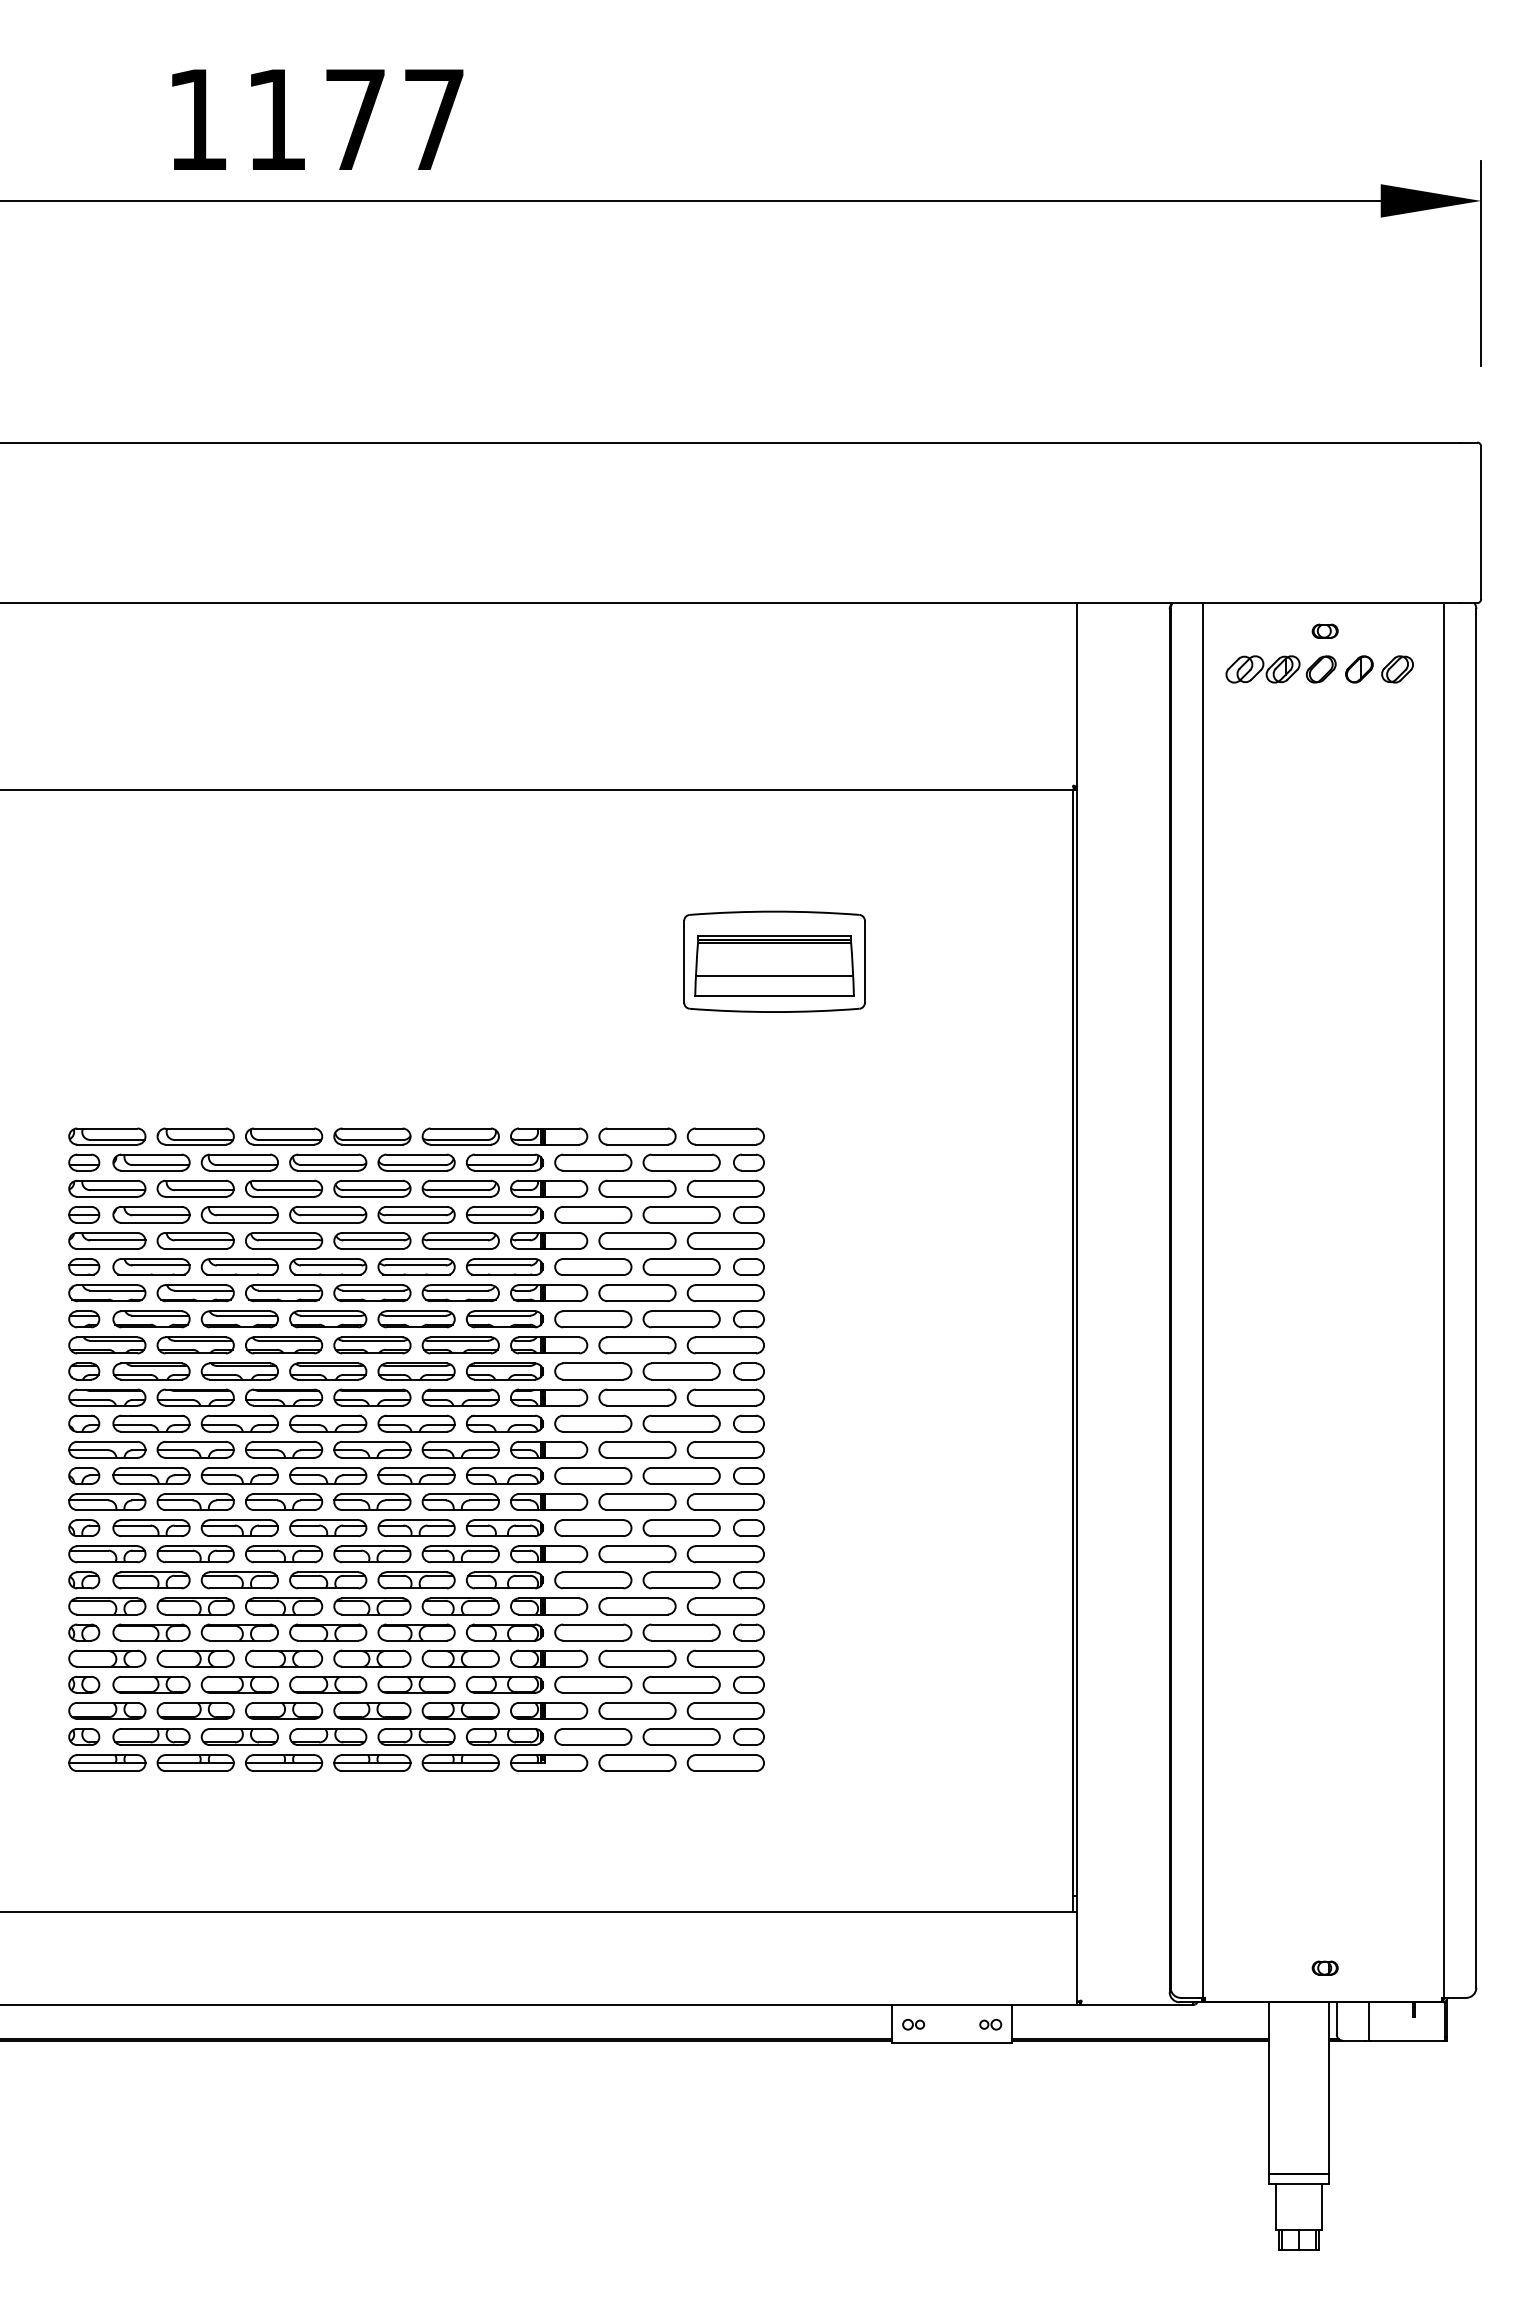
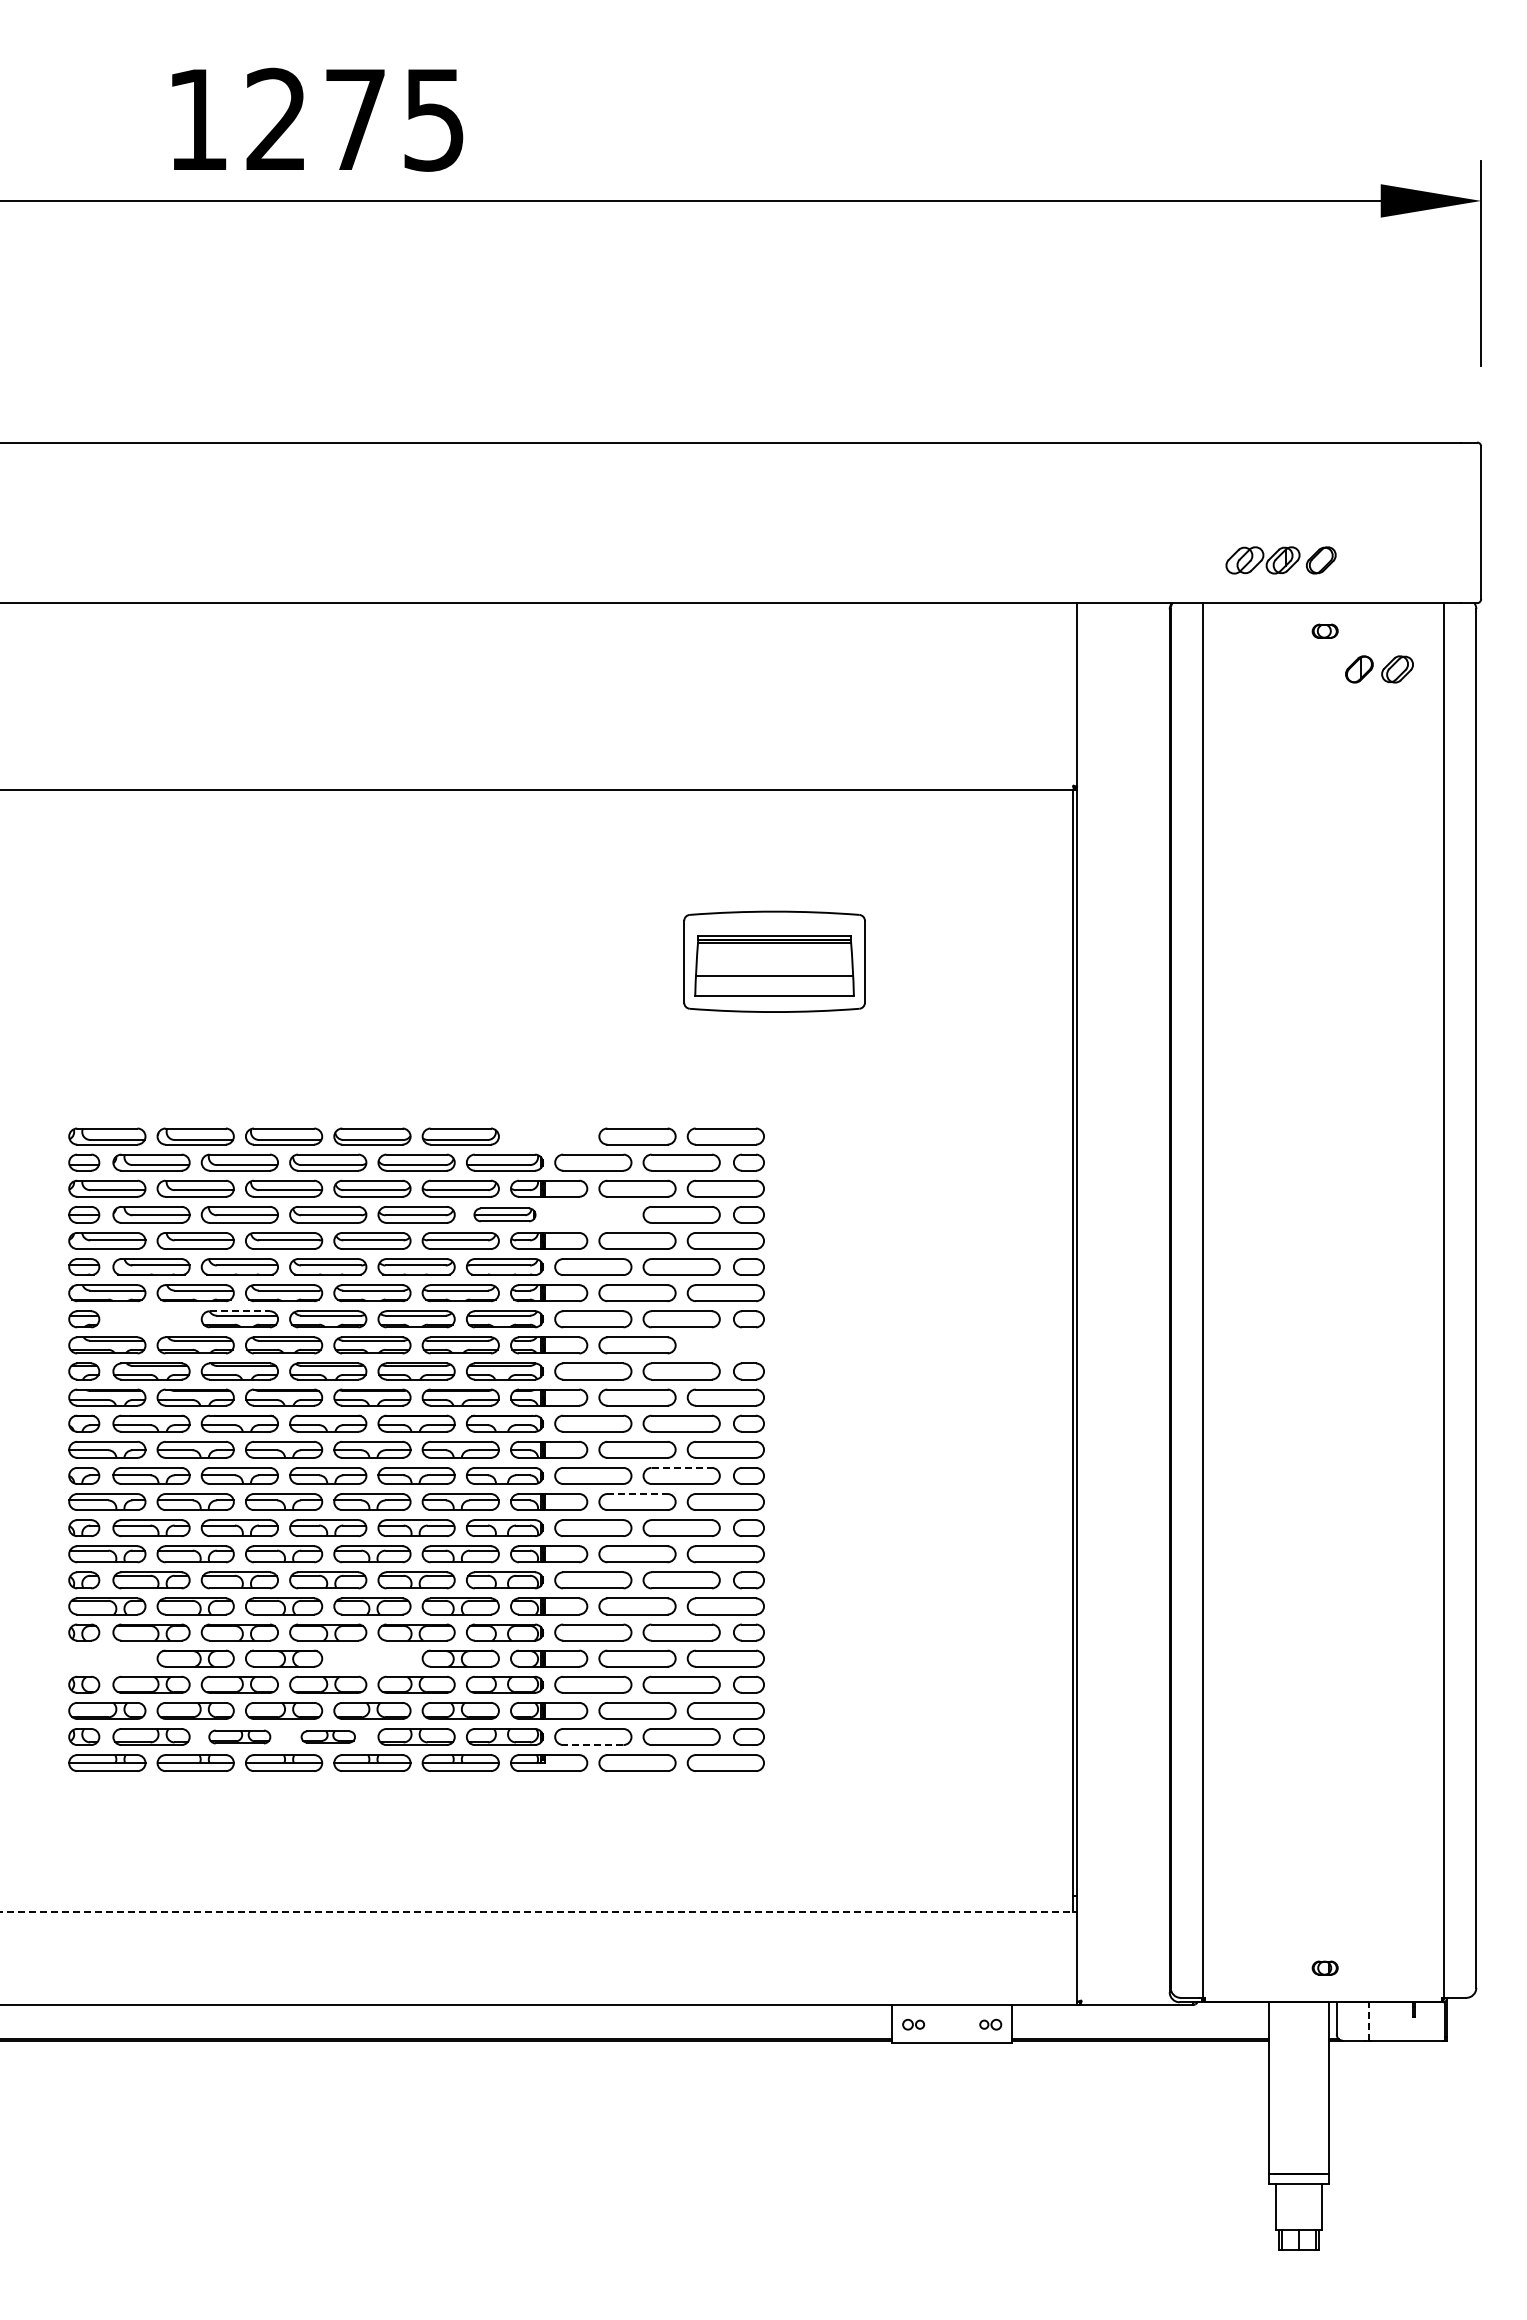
text: 1177 -> 1275 (354, 119)
part position: (1280, 669) -> (1280, 560) (1280, 560)
part: present -> none (549, 1136)
part size: 78x18 px -> 64x16 px (504, 1214)
part: present -> none (593, 1214)
line: solid -> dashed (240, 1311)
part: present -> none (151, 1319)
part: present -> none (725, 1345)
line: solid -> dashed (682, 1467)
line: solid -> dashed (638, 1494)
part: present -> none (107, 1658)
part: present -> none (372, 1658)
part size: 79x18 px -> 64x16 px (239, 1736)
part size: 79x18 px -> 56x14 px (327, 1736)
line: solid -> dashed (592, 1745)
line: solid -> dashed (539, 1911)
line: solid -> dashed (1369, 2020)
